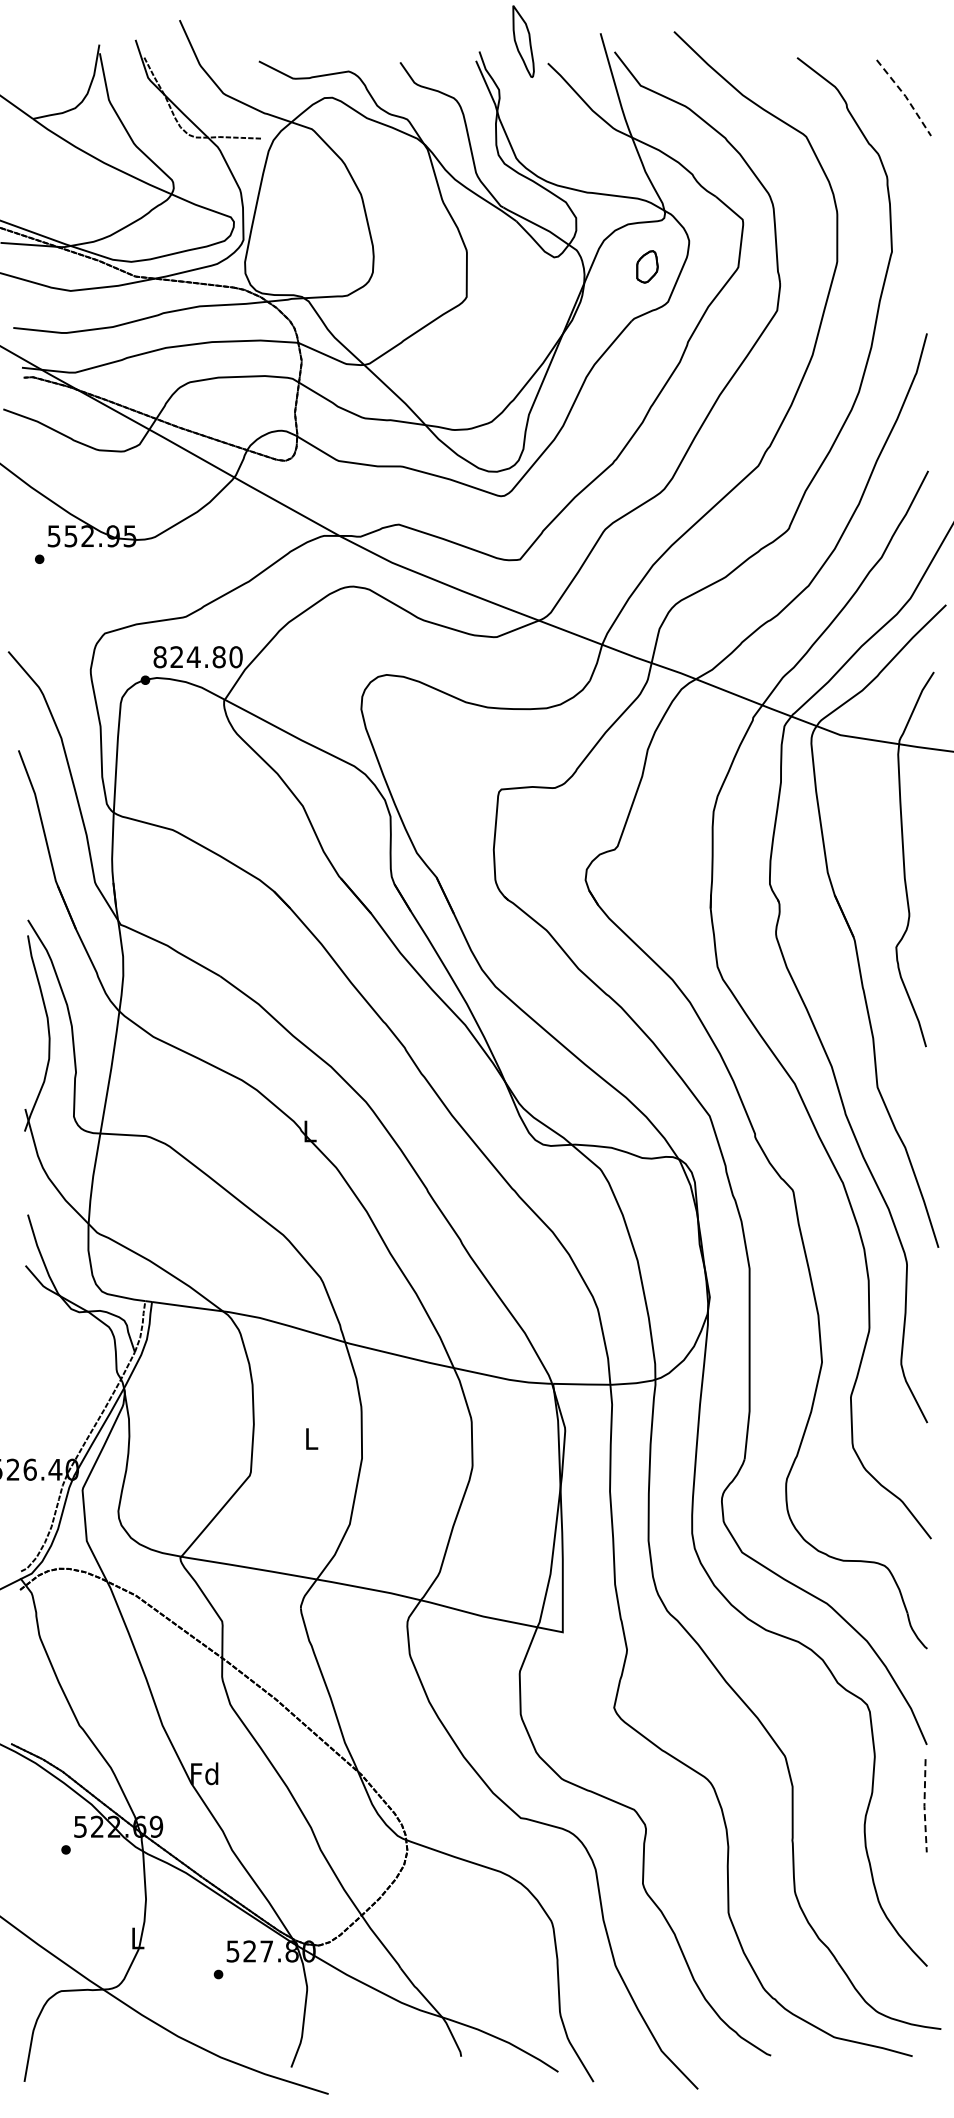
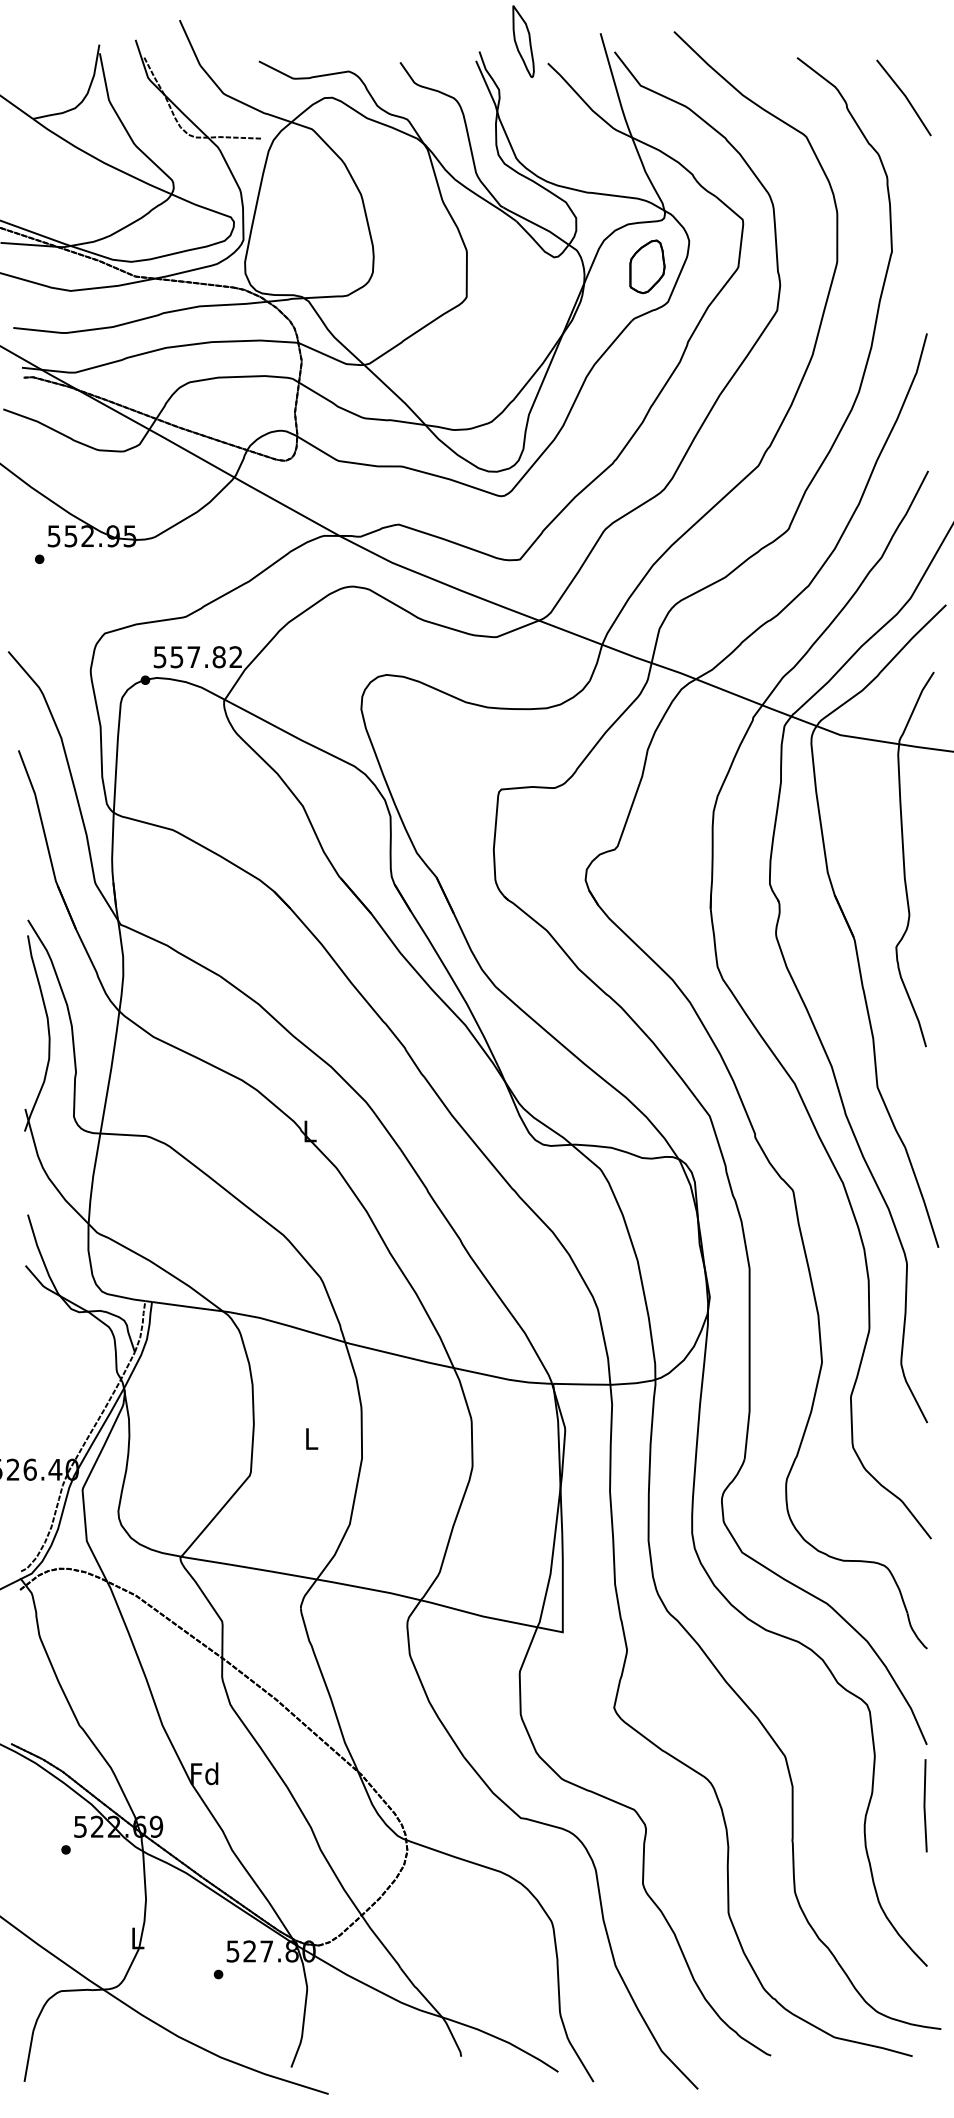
line: dashed -> solid (905, 96)
part size: 23x34 px -> 37x56 px (647, 266)
text: 824.80 -> 557.82 (197, 657)
line: dashed -> solid (924, 1806)
